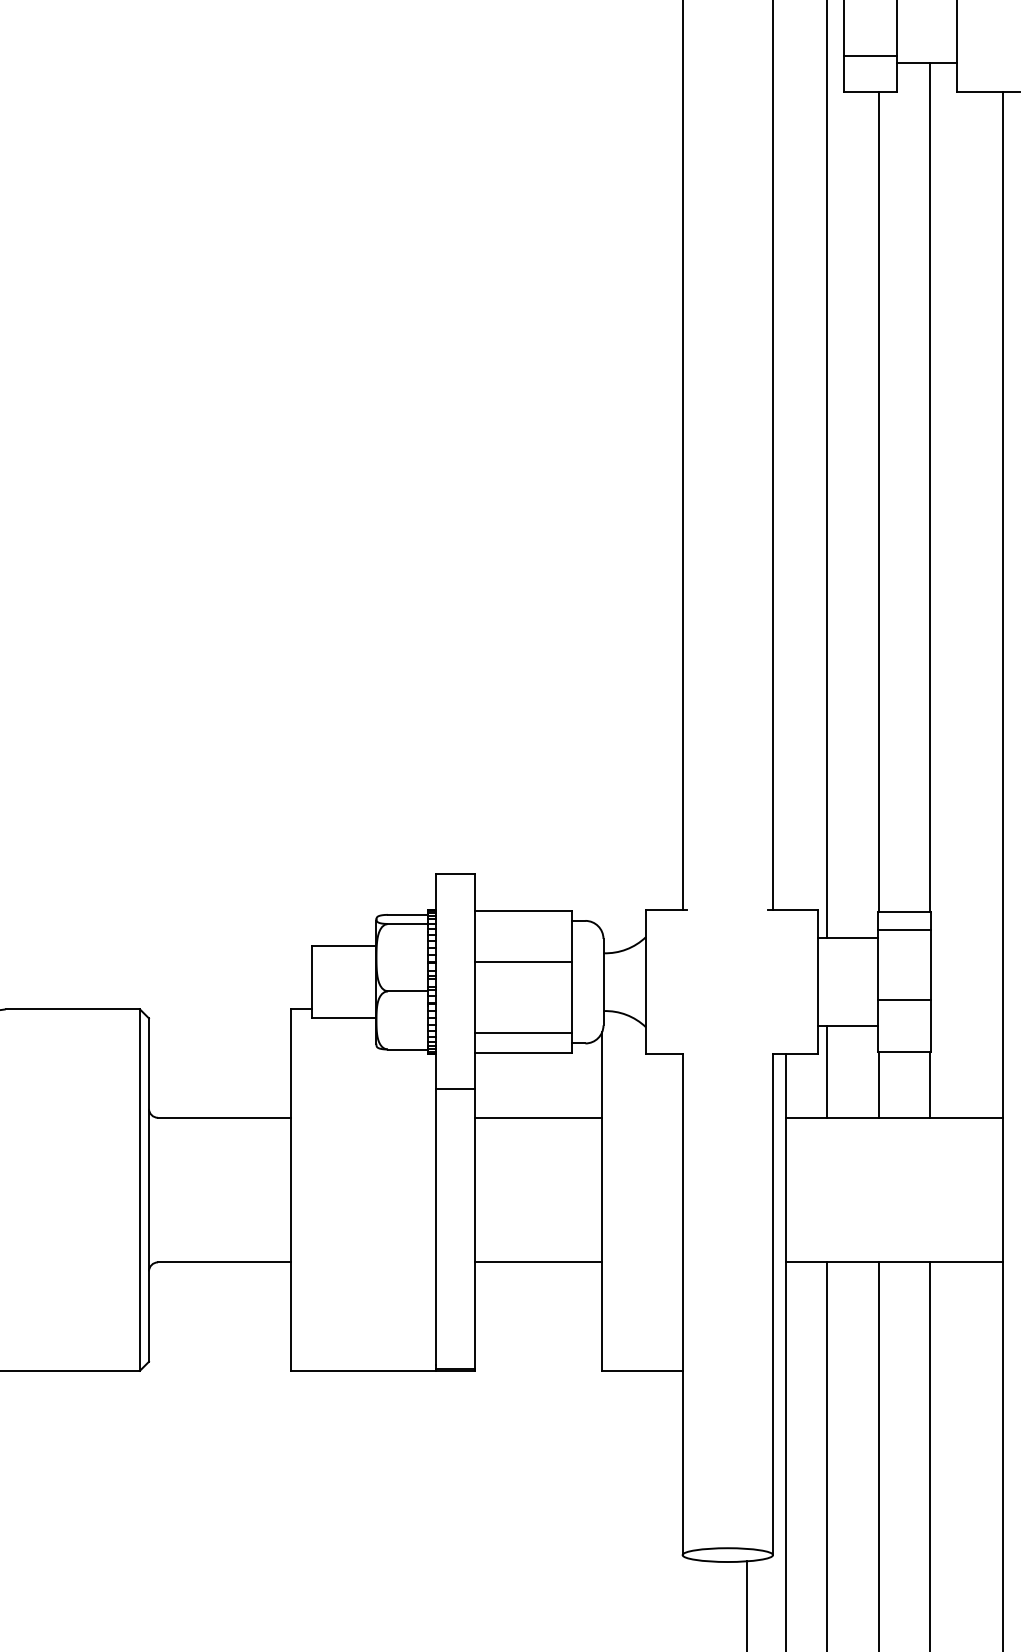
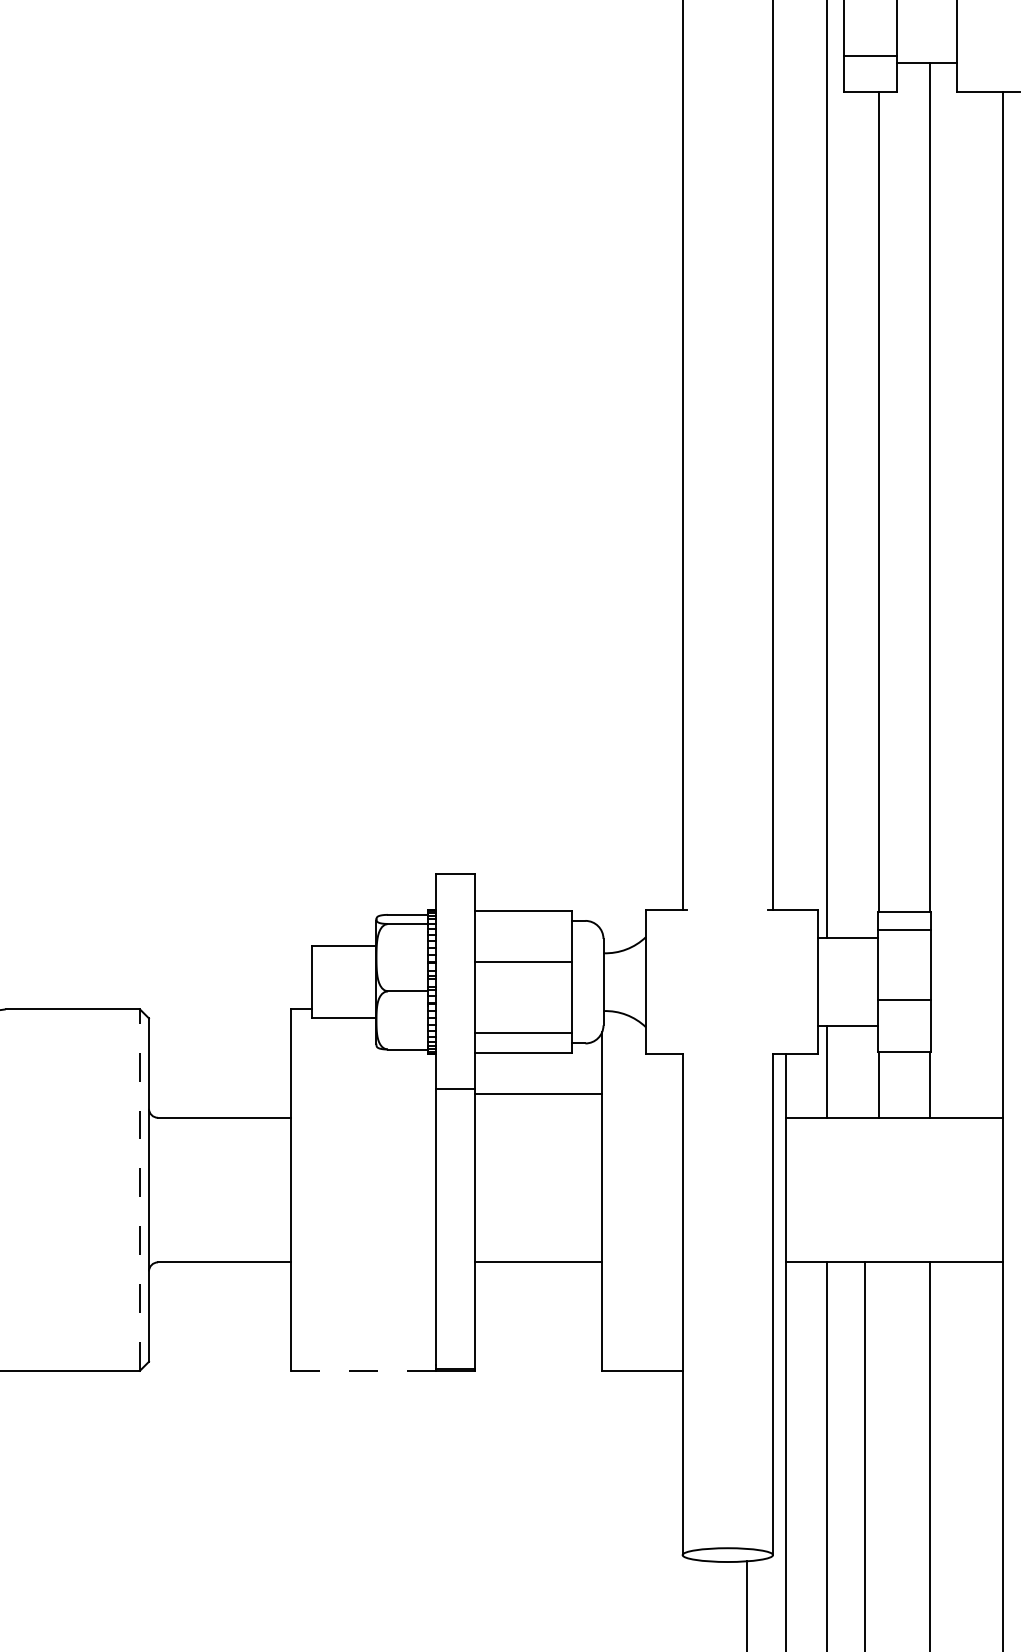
line position: (538, 1117) -> (538, 1093) (538, 1093)
line: solid -> dashed (139, 1190)
line: solid -> dashed (362, 1370)
line position: (878, 1455) -> (864, 1455) (864, 1455)
